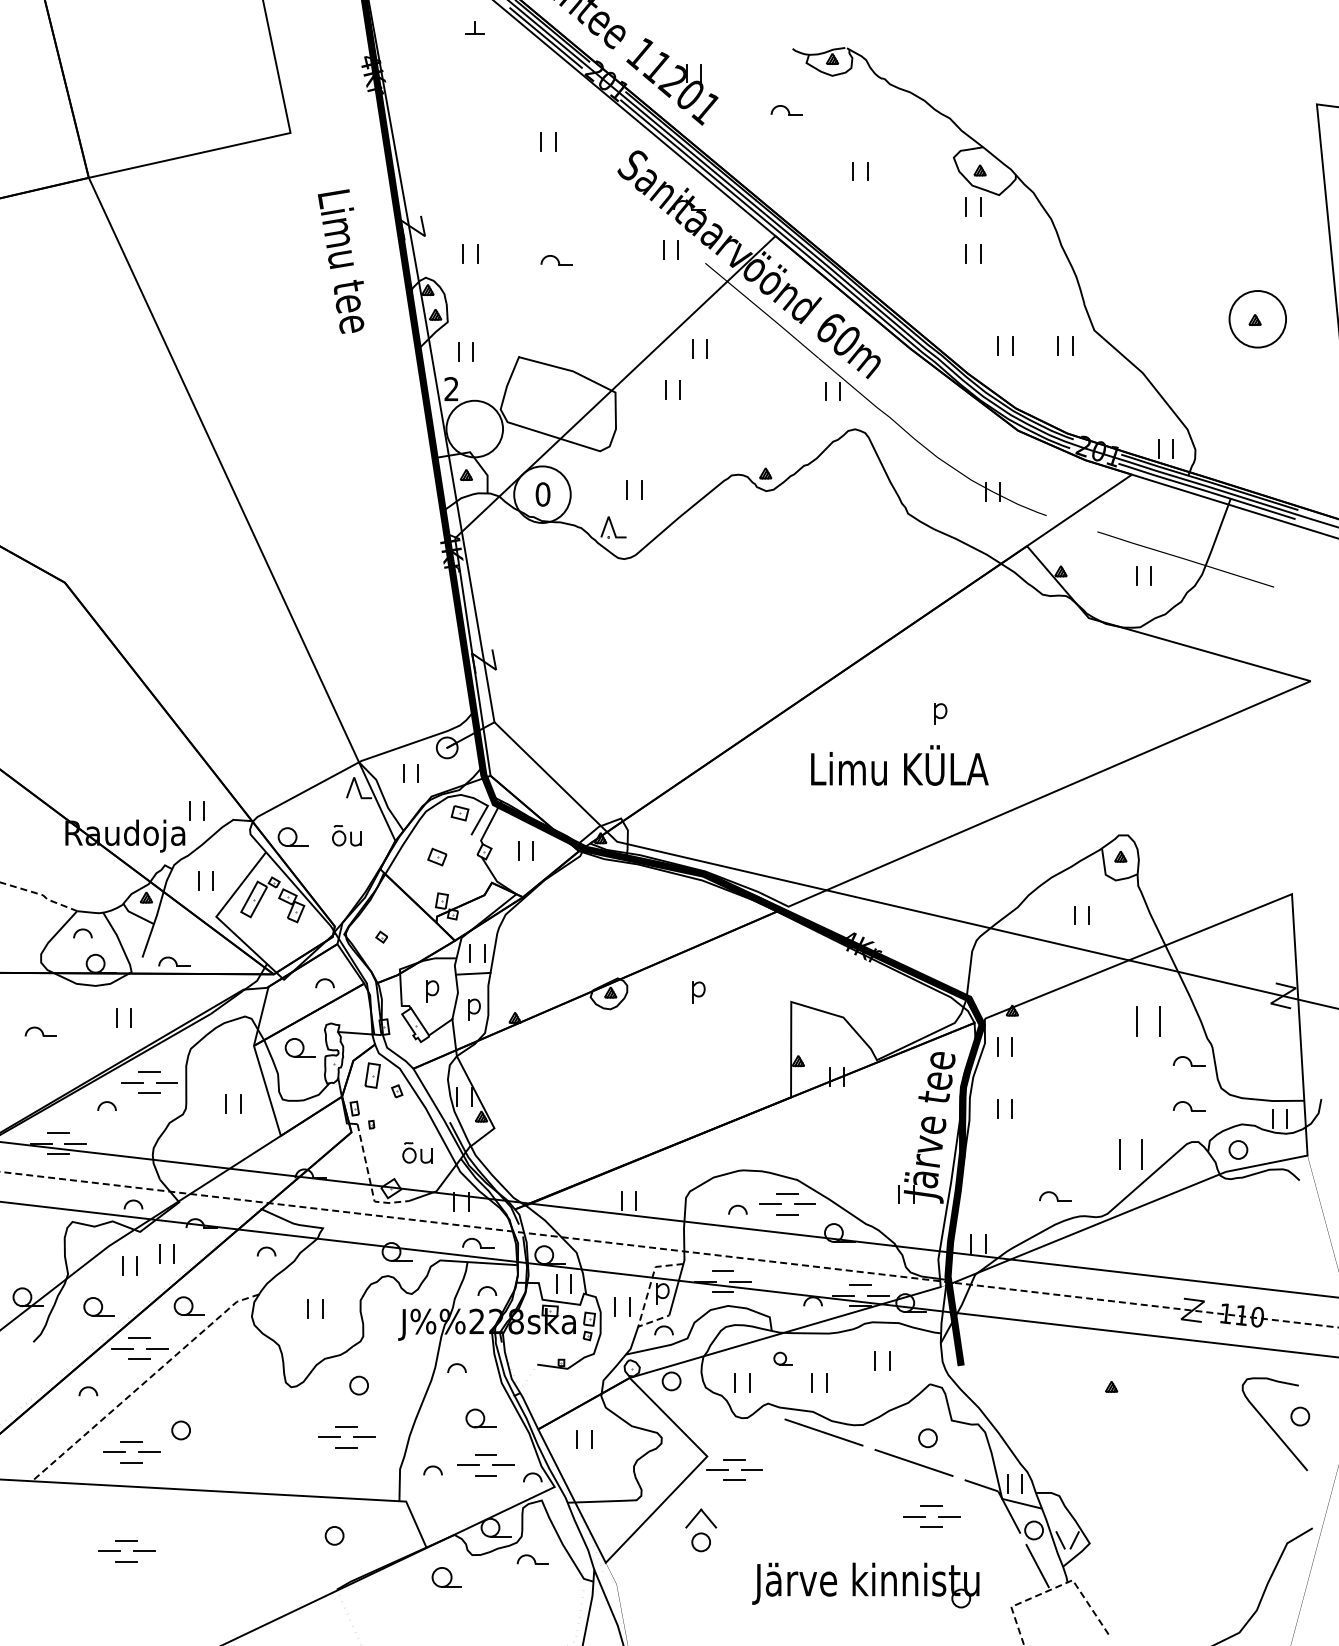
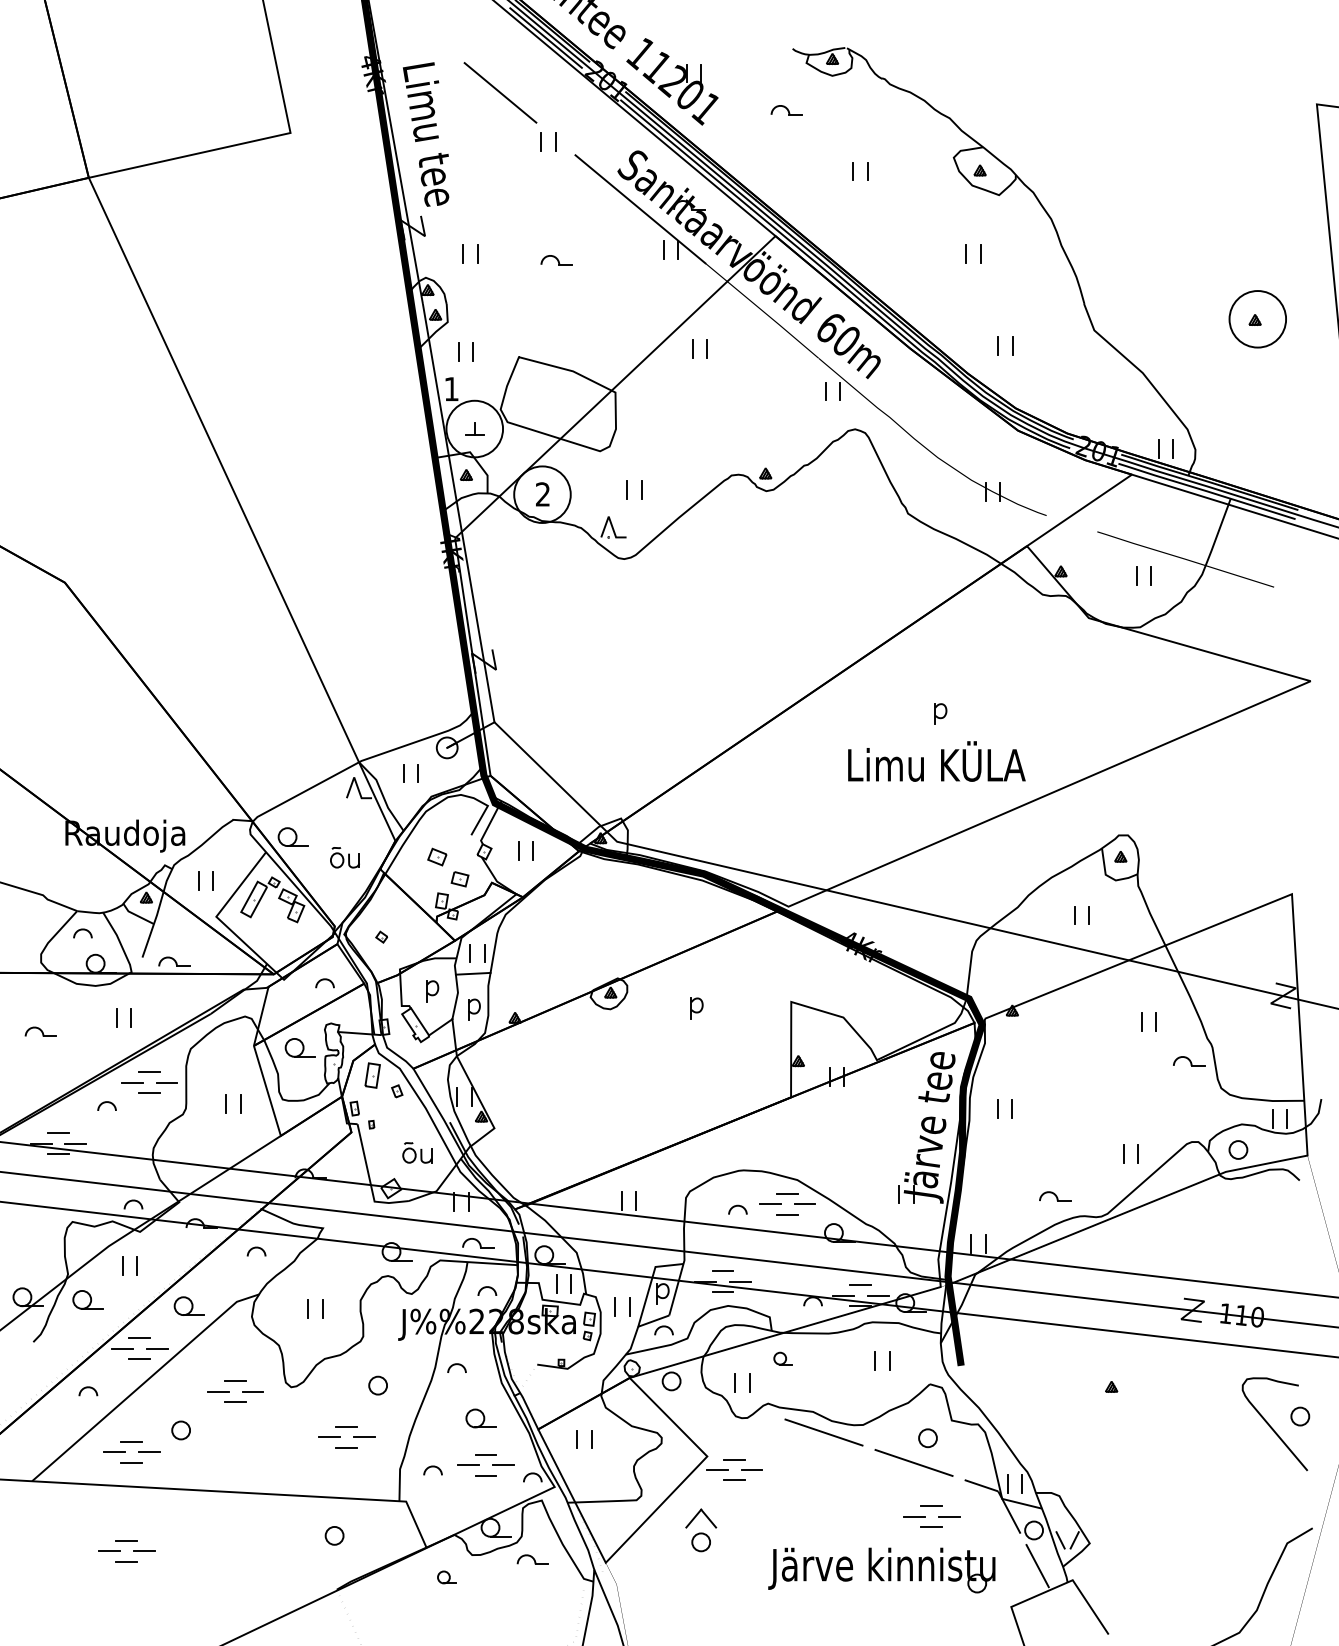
part position: (474, 27) -> (474, 428) (474, 428)
line: none -> present (500, 92)
part: present -> none (966, 206)
line: none -> present (640, 209)
text position: (341, 261) -> (426, 134) (426, 134)
part: present -> none (1058, 345)
text: 2 -> 1 (451, 389)
part: present -> none (672, 389)
text: 0 -> 2 (542, 494)
text position: (899, 765) -> (936, 761) (936, 761)
part: present -> none (196, 810)
part position: (459, 813) -> (459, 879) (459, 879)
part position: (346, 835) -> (344, 857) (344, 857)
line: dashed -> solid (41, 894)
part position: (698, 992) -> (696, 1008) (696, 1008)
part size: 25x31 px -> 16x20 px (1148, 1021)
part: present -> none (1004, 1046)
part: present -> none (1189, 1106)
part size: 24x31 px -> 16x20 px (1130, 1153)
line: dashed -> solid (370, 1181)
line: dashed -> solid (669, 1249)
part position: (266, 1251) -> (256, 1251) (256, 1251)
part: present -> none (166, 1253)
line: dashed -> solid (646, 1299)
part position: (98, 1306) -> (87, 1299) (87, 1299)
part: present -> none (812, 1382)
line: dashed -> solid (143, 1383)
part position: (358, 1385) -> (377, 1385) (377, 1385)
part: none -> present (235, 1391)
part size: 31x21 px -> 20x15 px (446, 1577)
part position: (865, 1585) -> (881, 1570) (881, 1570)
line: dashed -> solid (1052, 1588)
